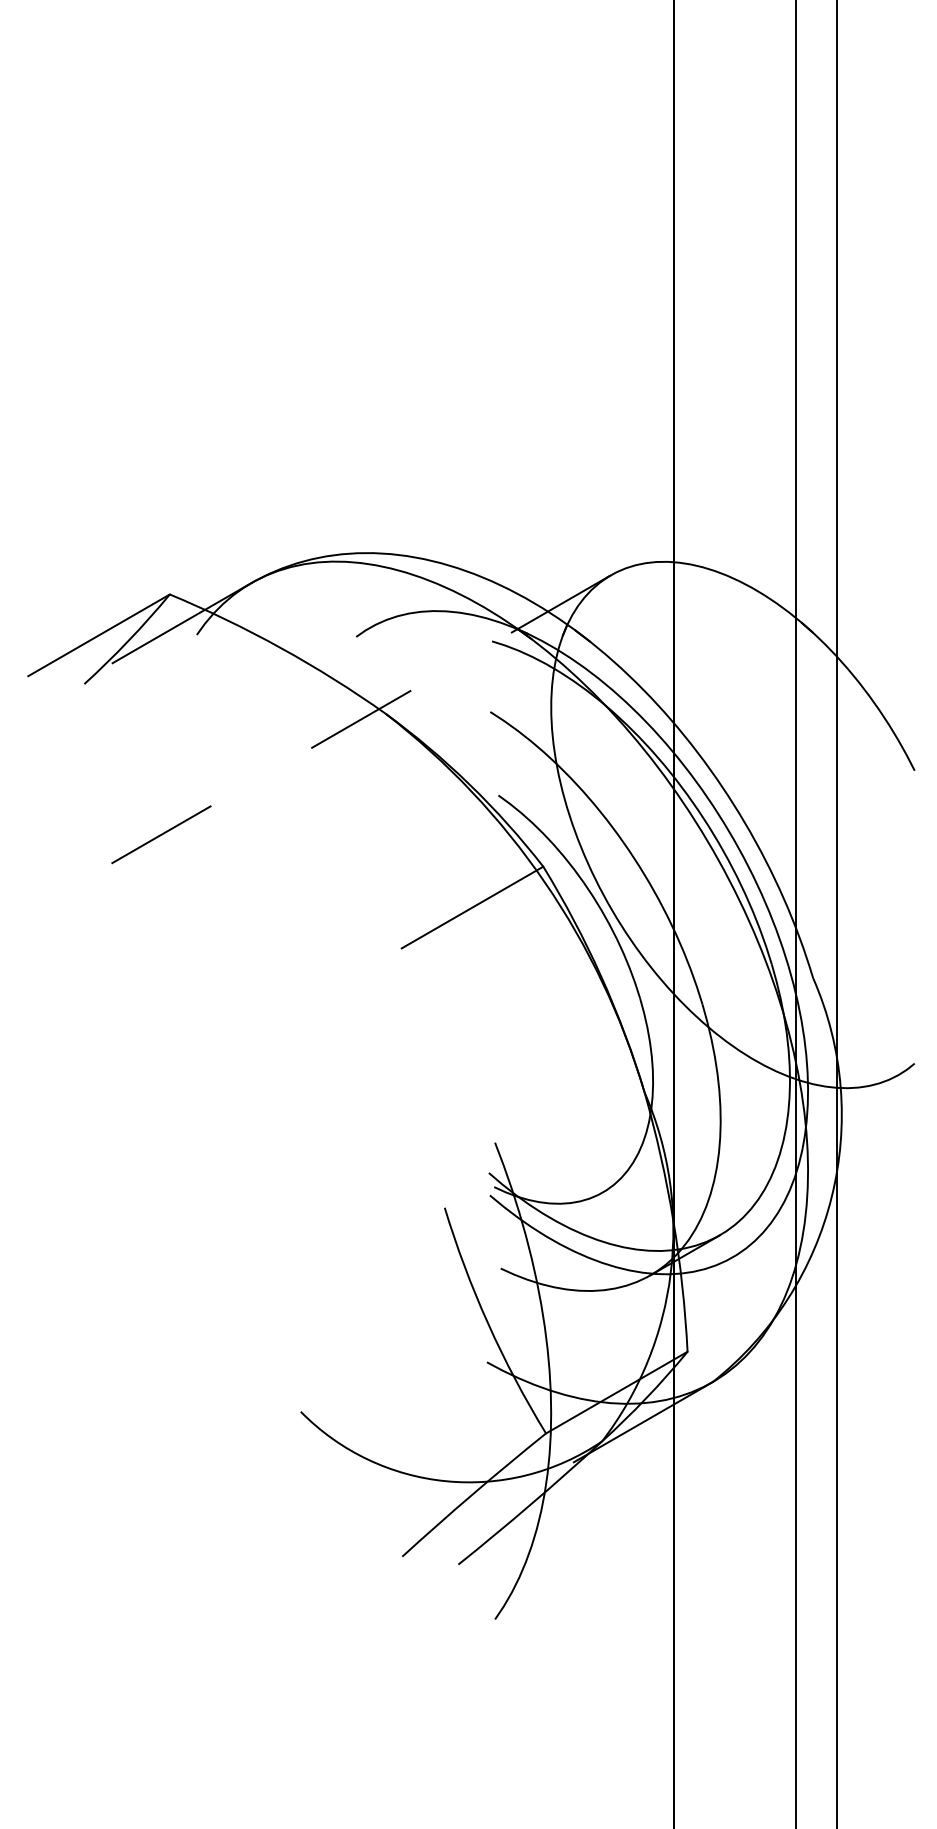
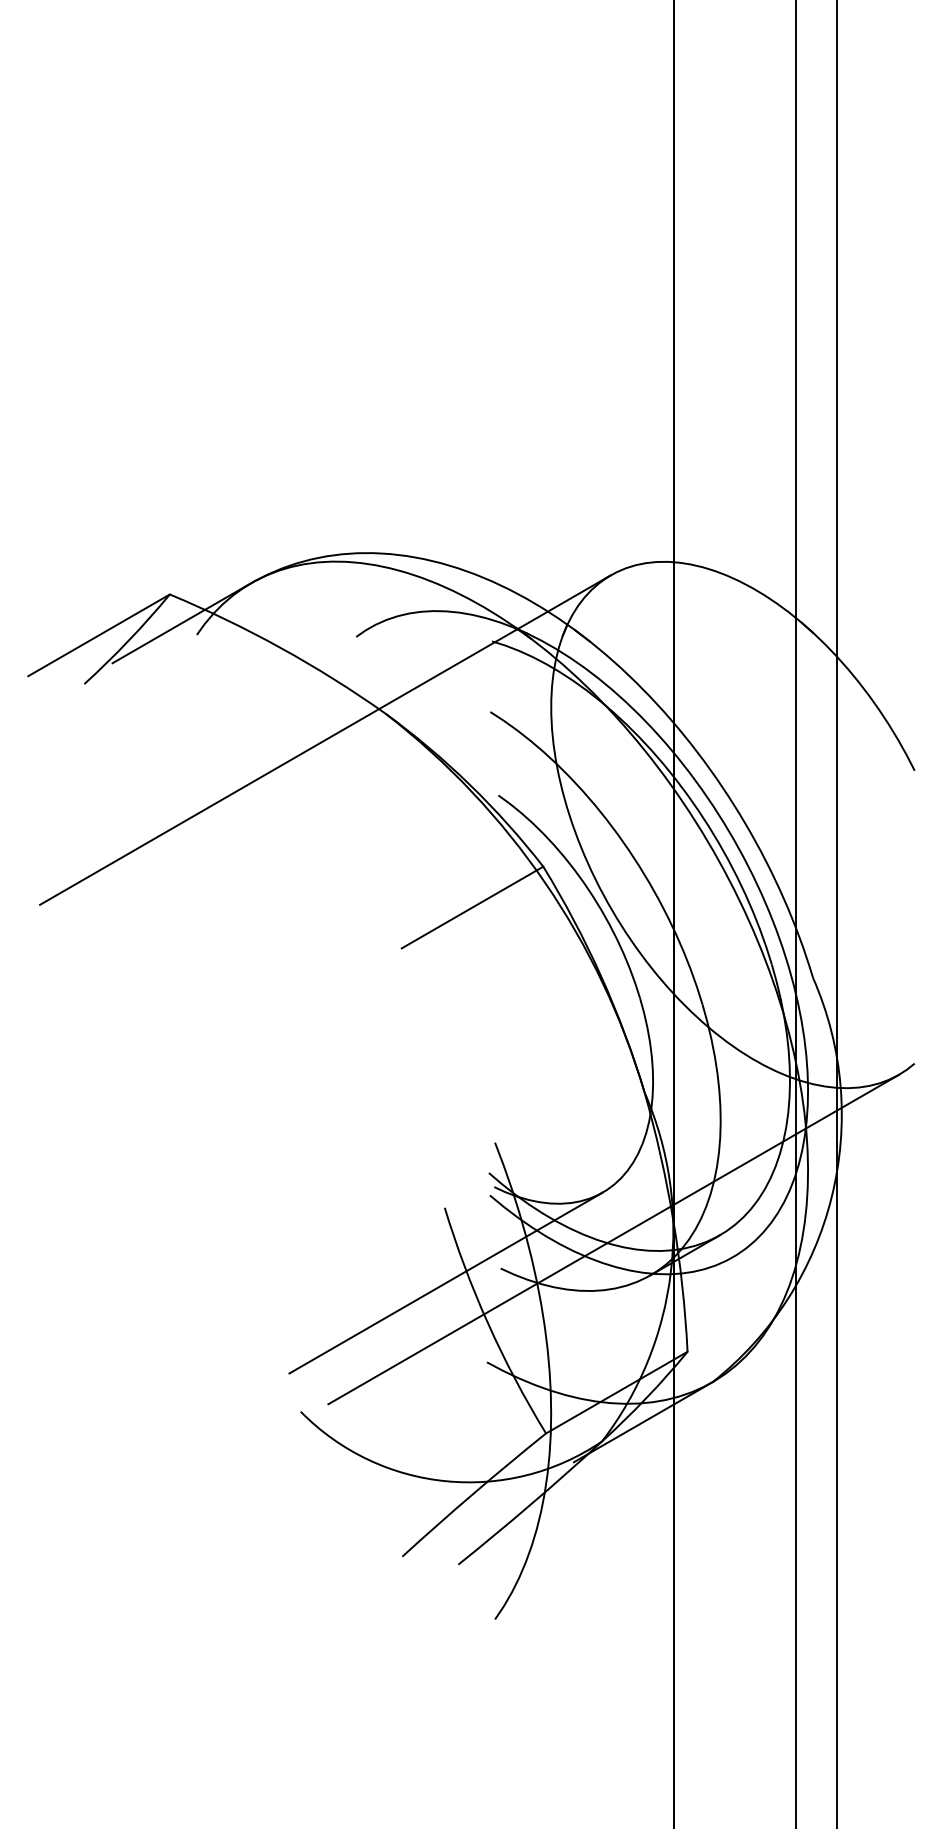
line: dashed -> solid (325, 740)
line: none -> present (613, 1239)
line: none -> present (445, 1282)
